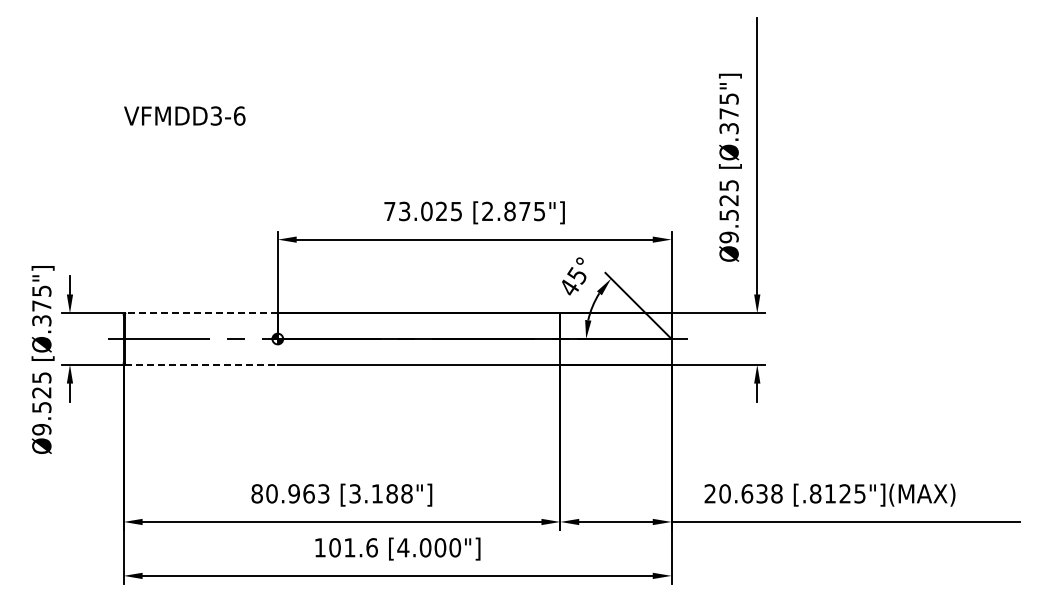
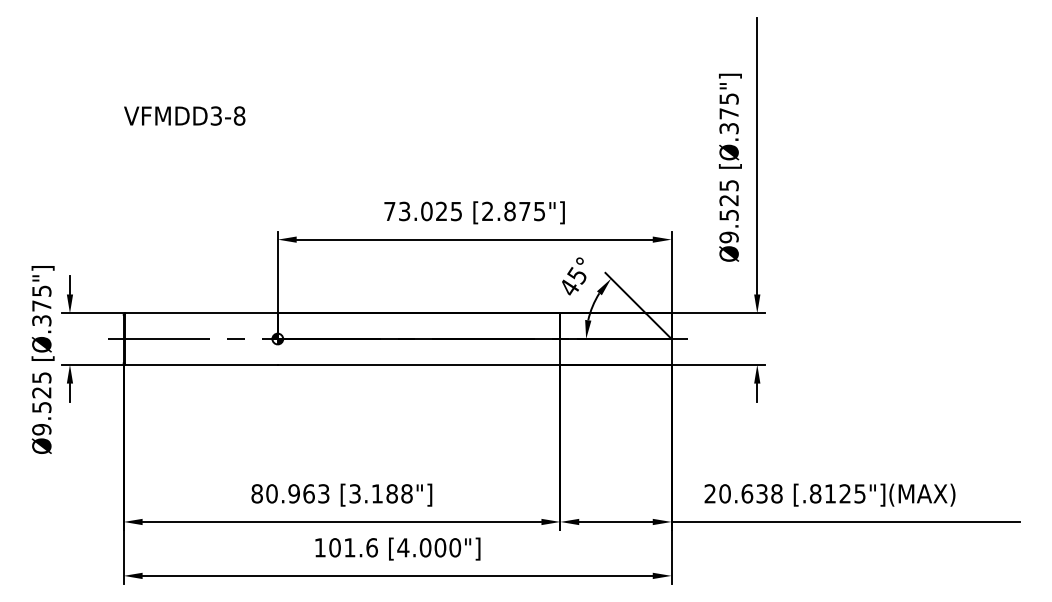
text: VFMDD3-6 -> VFMDD3-8 (239, 115)
line: dashed -> solid (201, 313)
line: dashed -> solid (202, 364)
